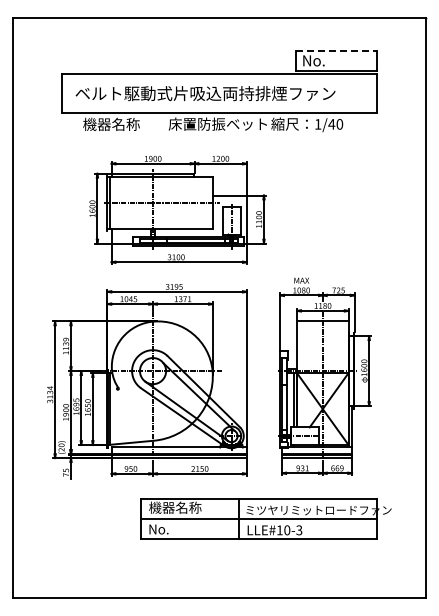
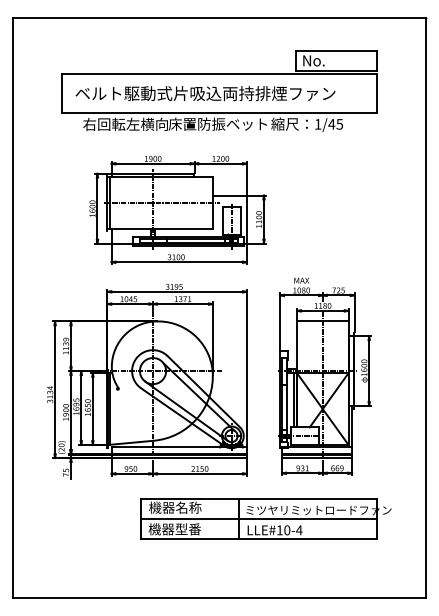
line: dashed -> solid (336, 50)
text: 機器名称 -> 右回転左横向 (125, 123)
text: 1/40 -> 1/45 (339, 124)
text: No. -> 機器型番 (174, 529)
text: LLE#10-3 -> LLE#10-4 (299, 530)
